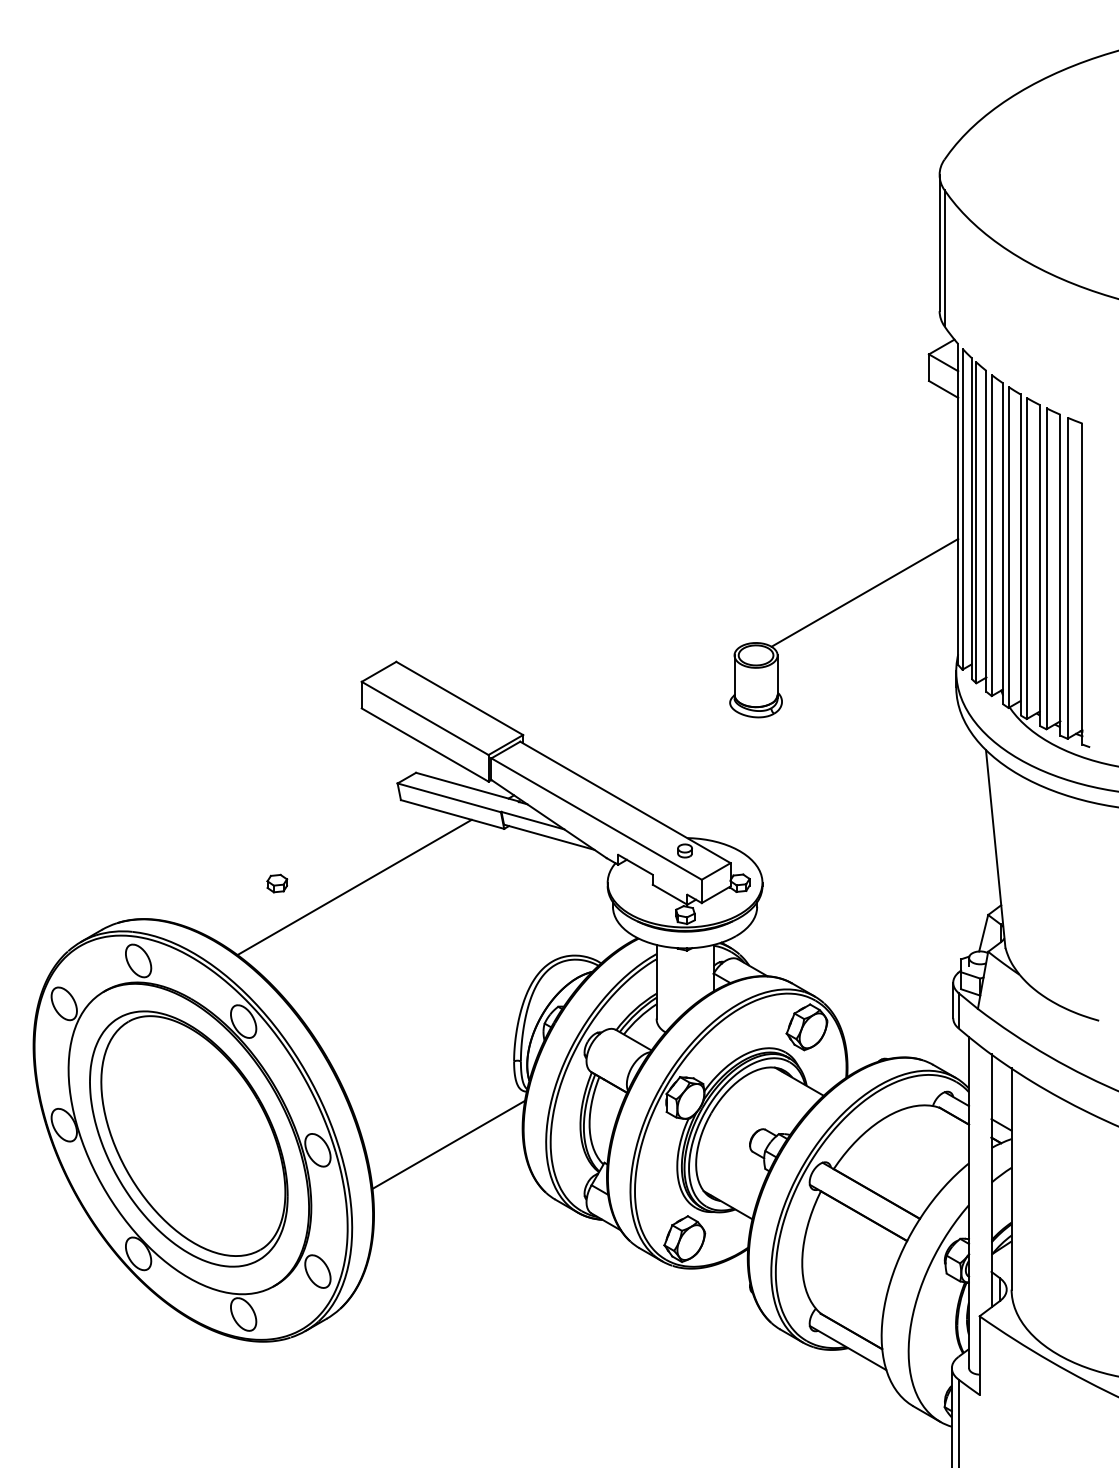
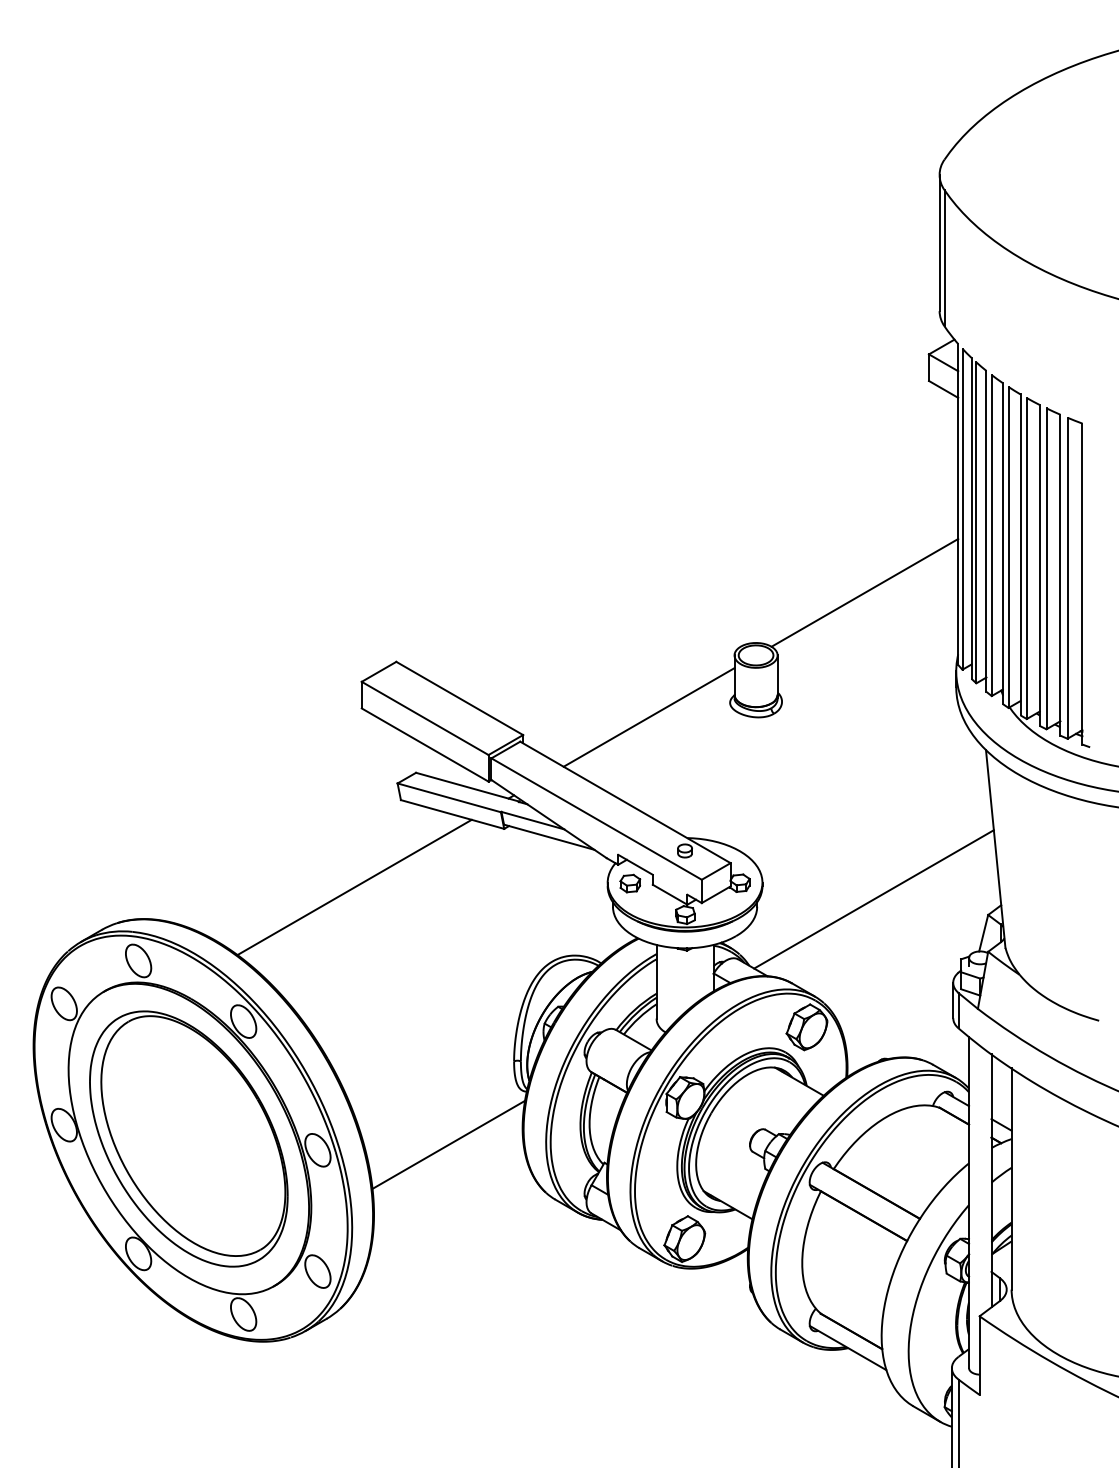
line: none -> present (648, 717)
part position: (277, 883) -> (630, 883) (630, 883)
line: none -> present (873, 899)
